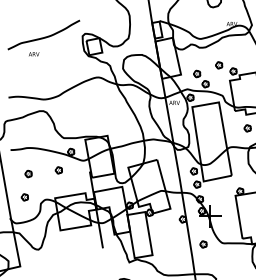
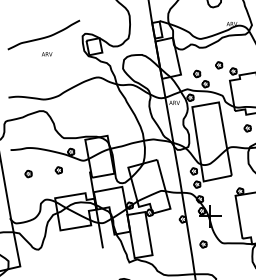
text position: (34, 54) -> (47, 54) (47, 54)
part: present -> none (24, 197)
